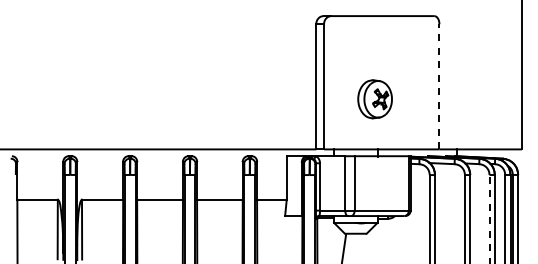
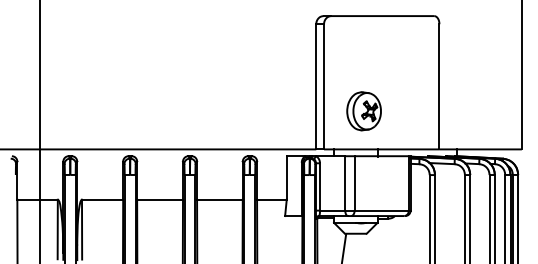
line: dashed -> solid (439, 86)
part position: (374, 99) -> (363, 111) (363, 111)
line: none -> present (40, 131)
line: dashed -> solid (489, 218)
